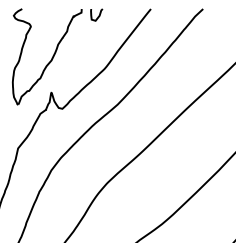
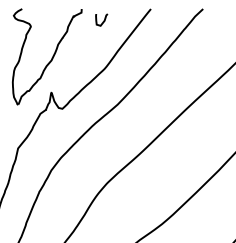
curve position: (98, 15) -> (103, 20) (103, 20)
